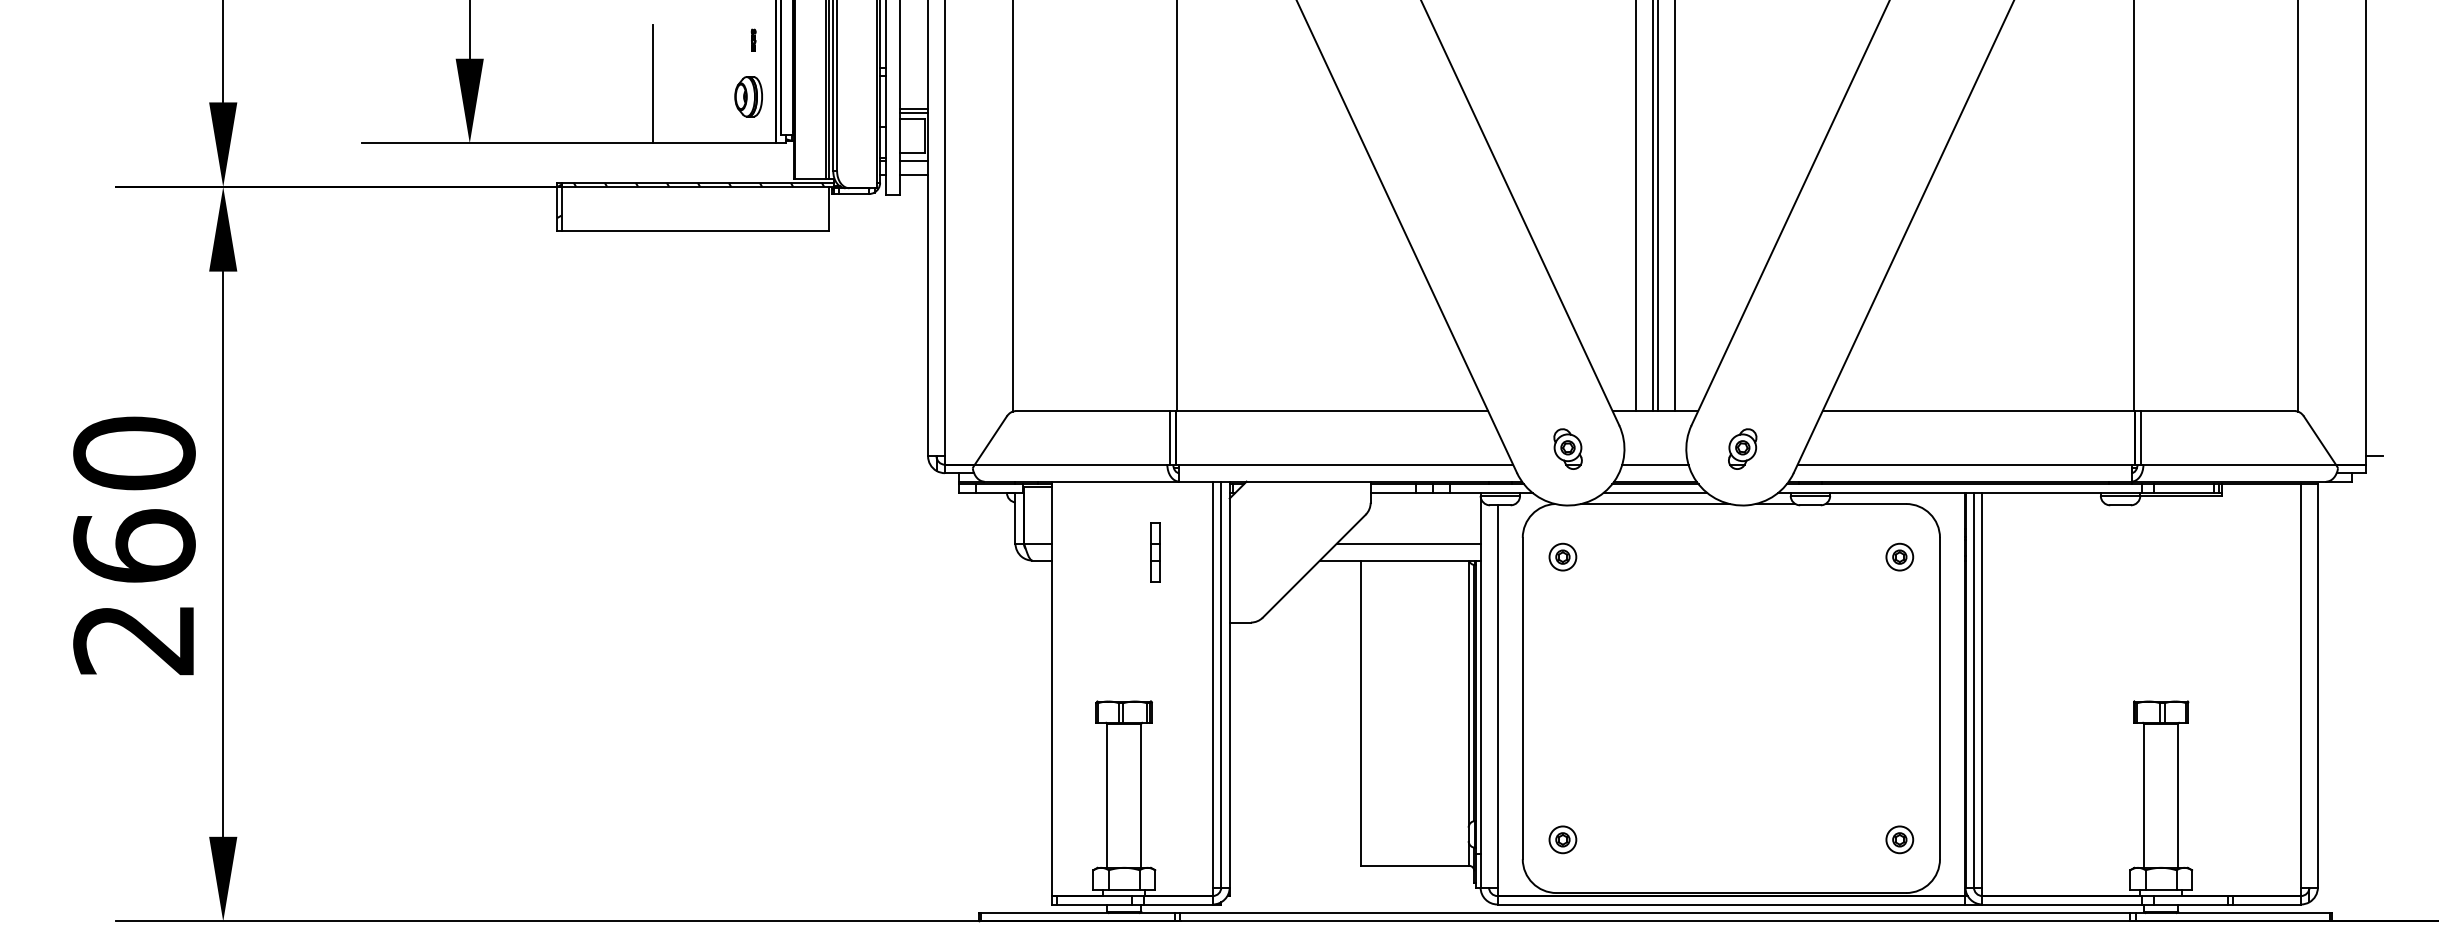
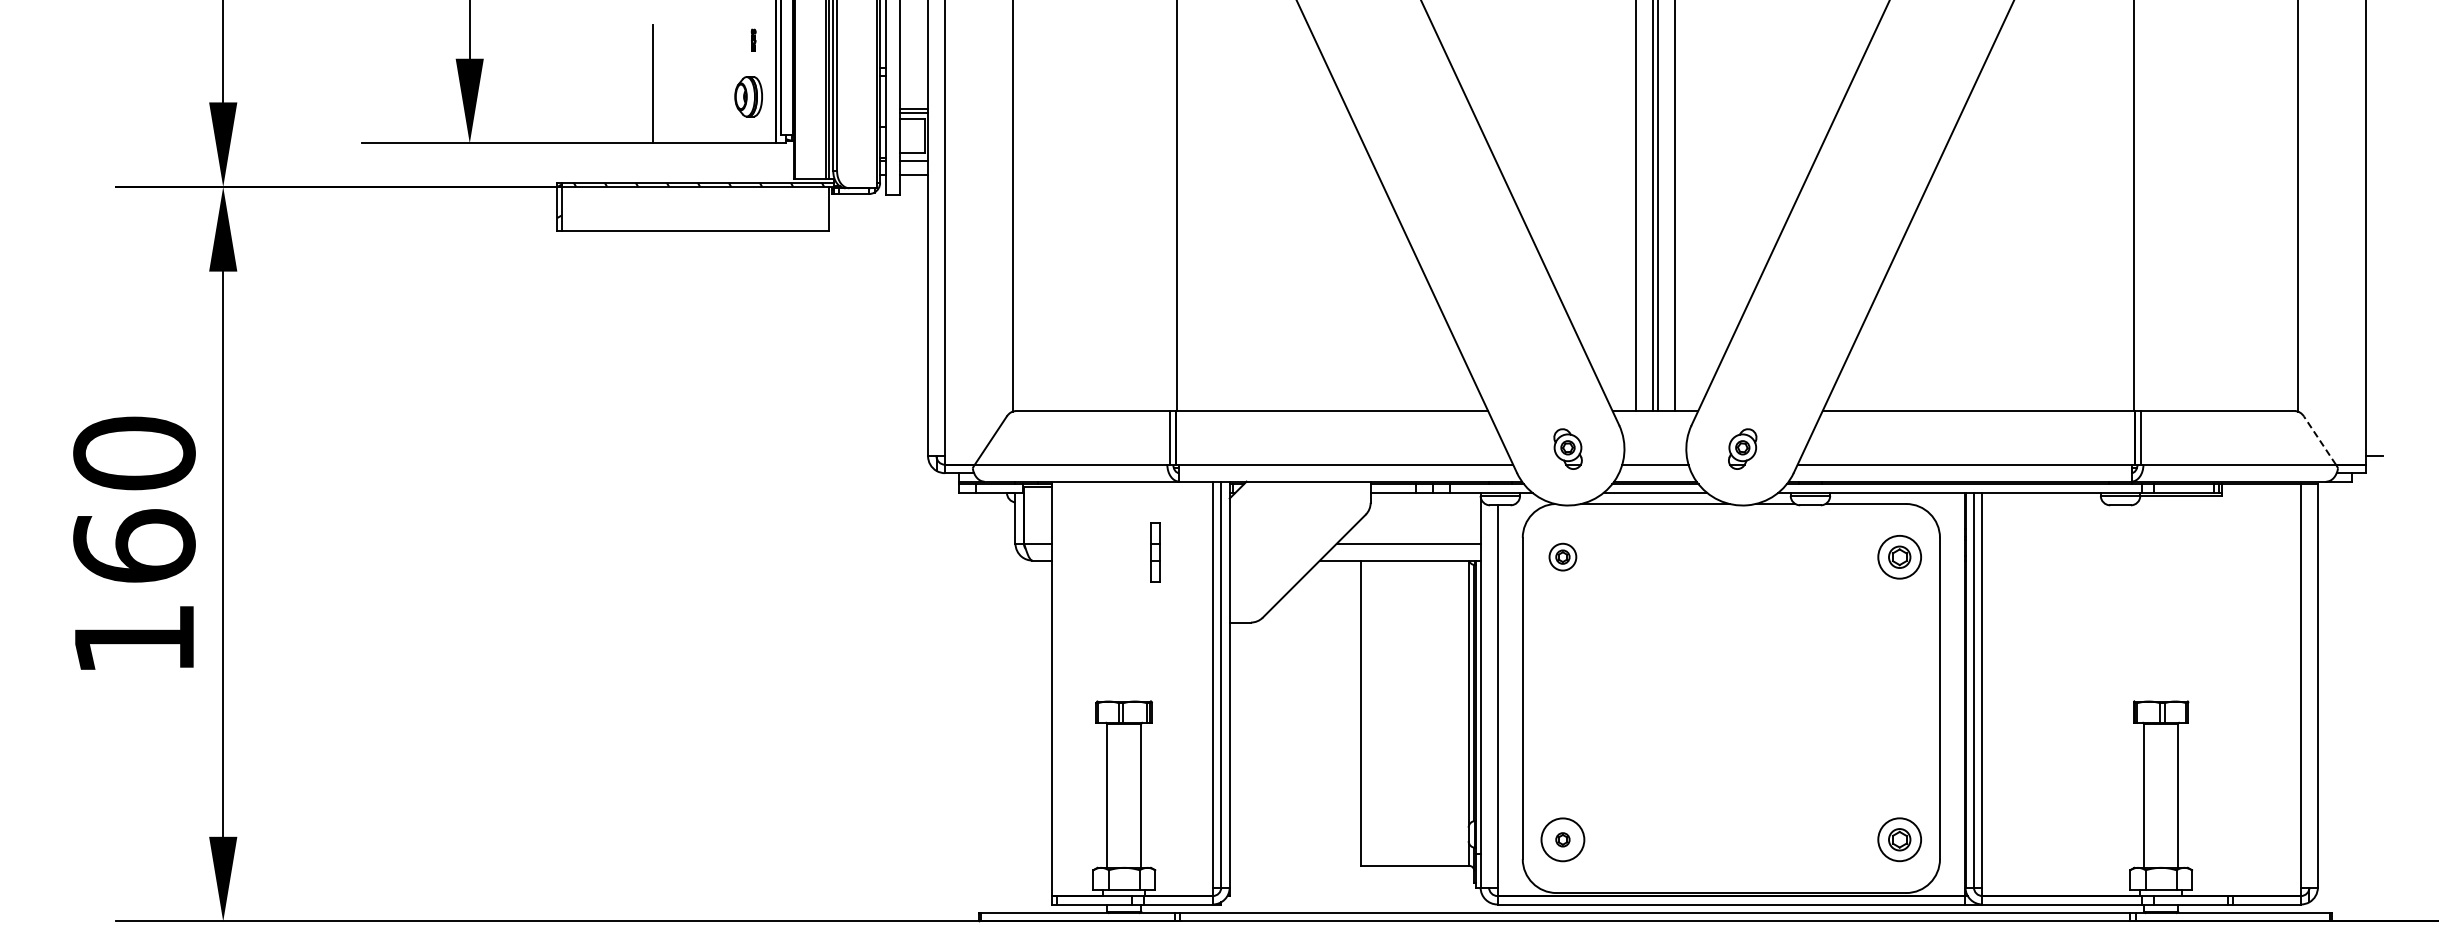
line: solid -> dashed (2319, 440)
part size: 30x30 px -> 45x45 px (1899, 557)
text: 260 -> 160 (133, 640)
circle diameter: 27 px -> 43 px (1562, 839)
part size: 30x30 px -> 45x46 px (1899, 839)
